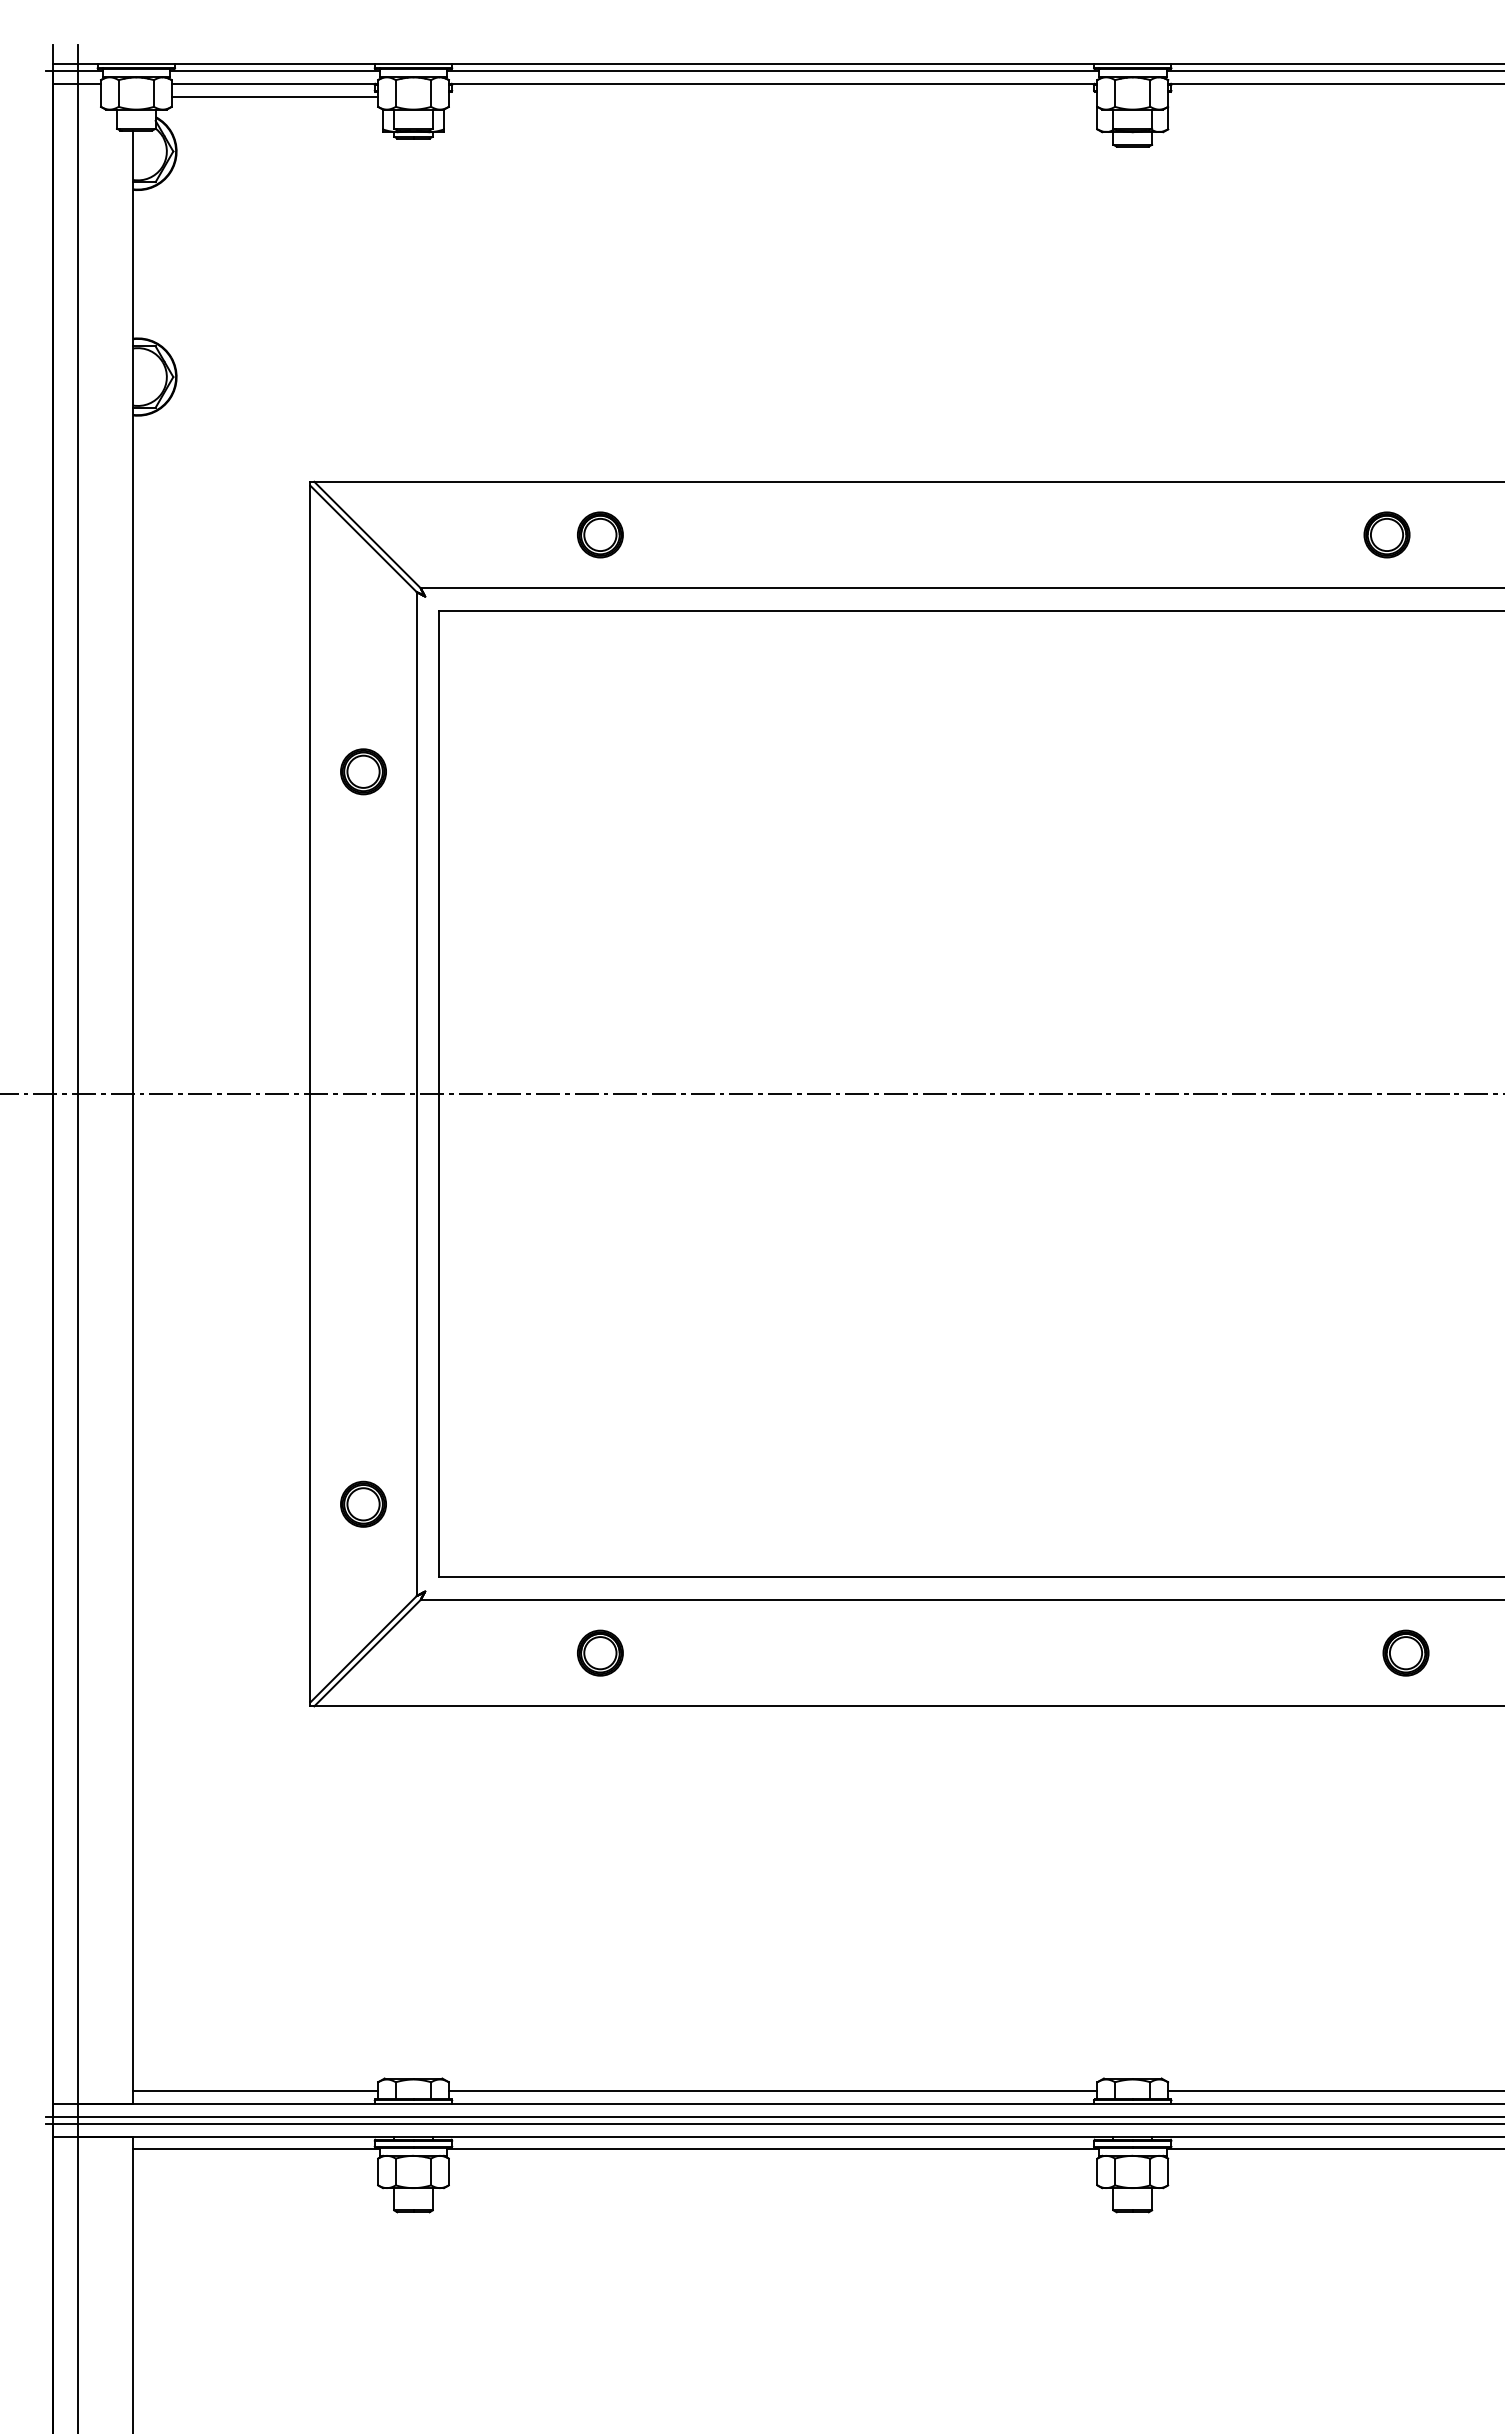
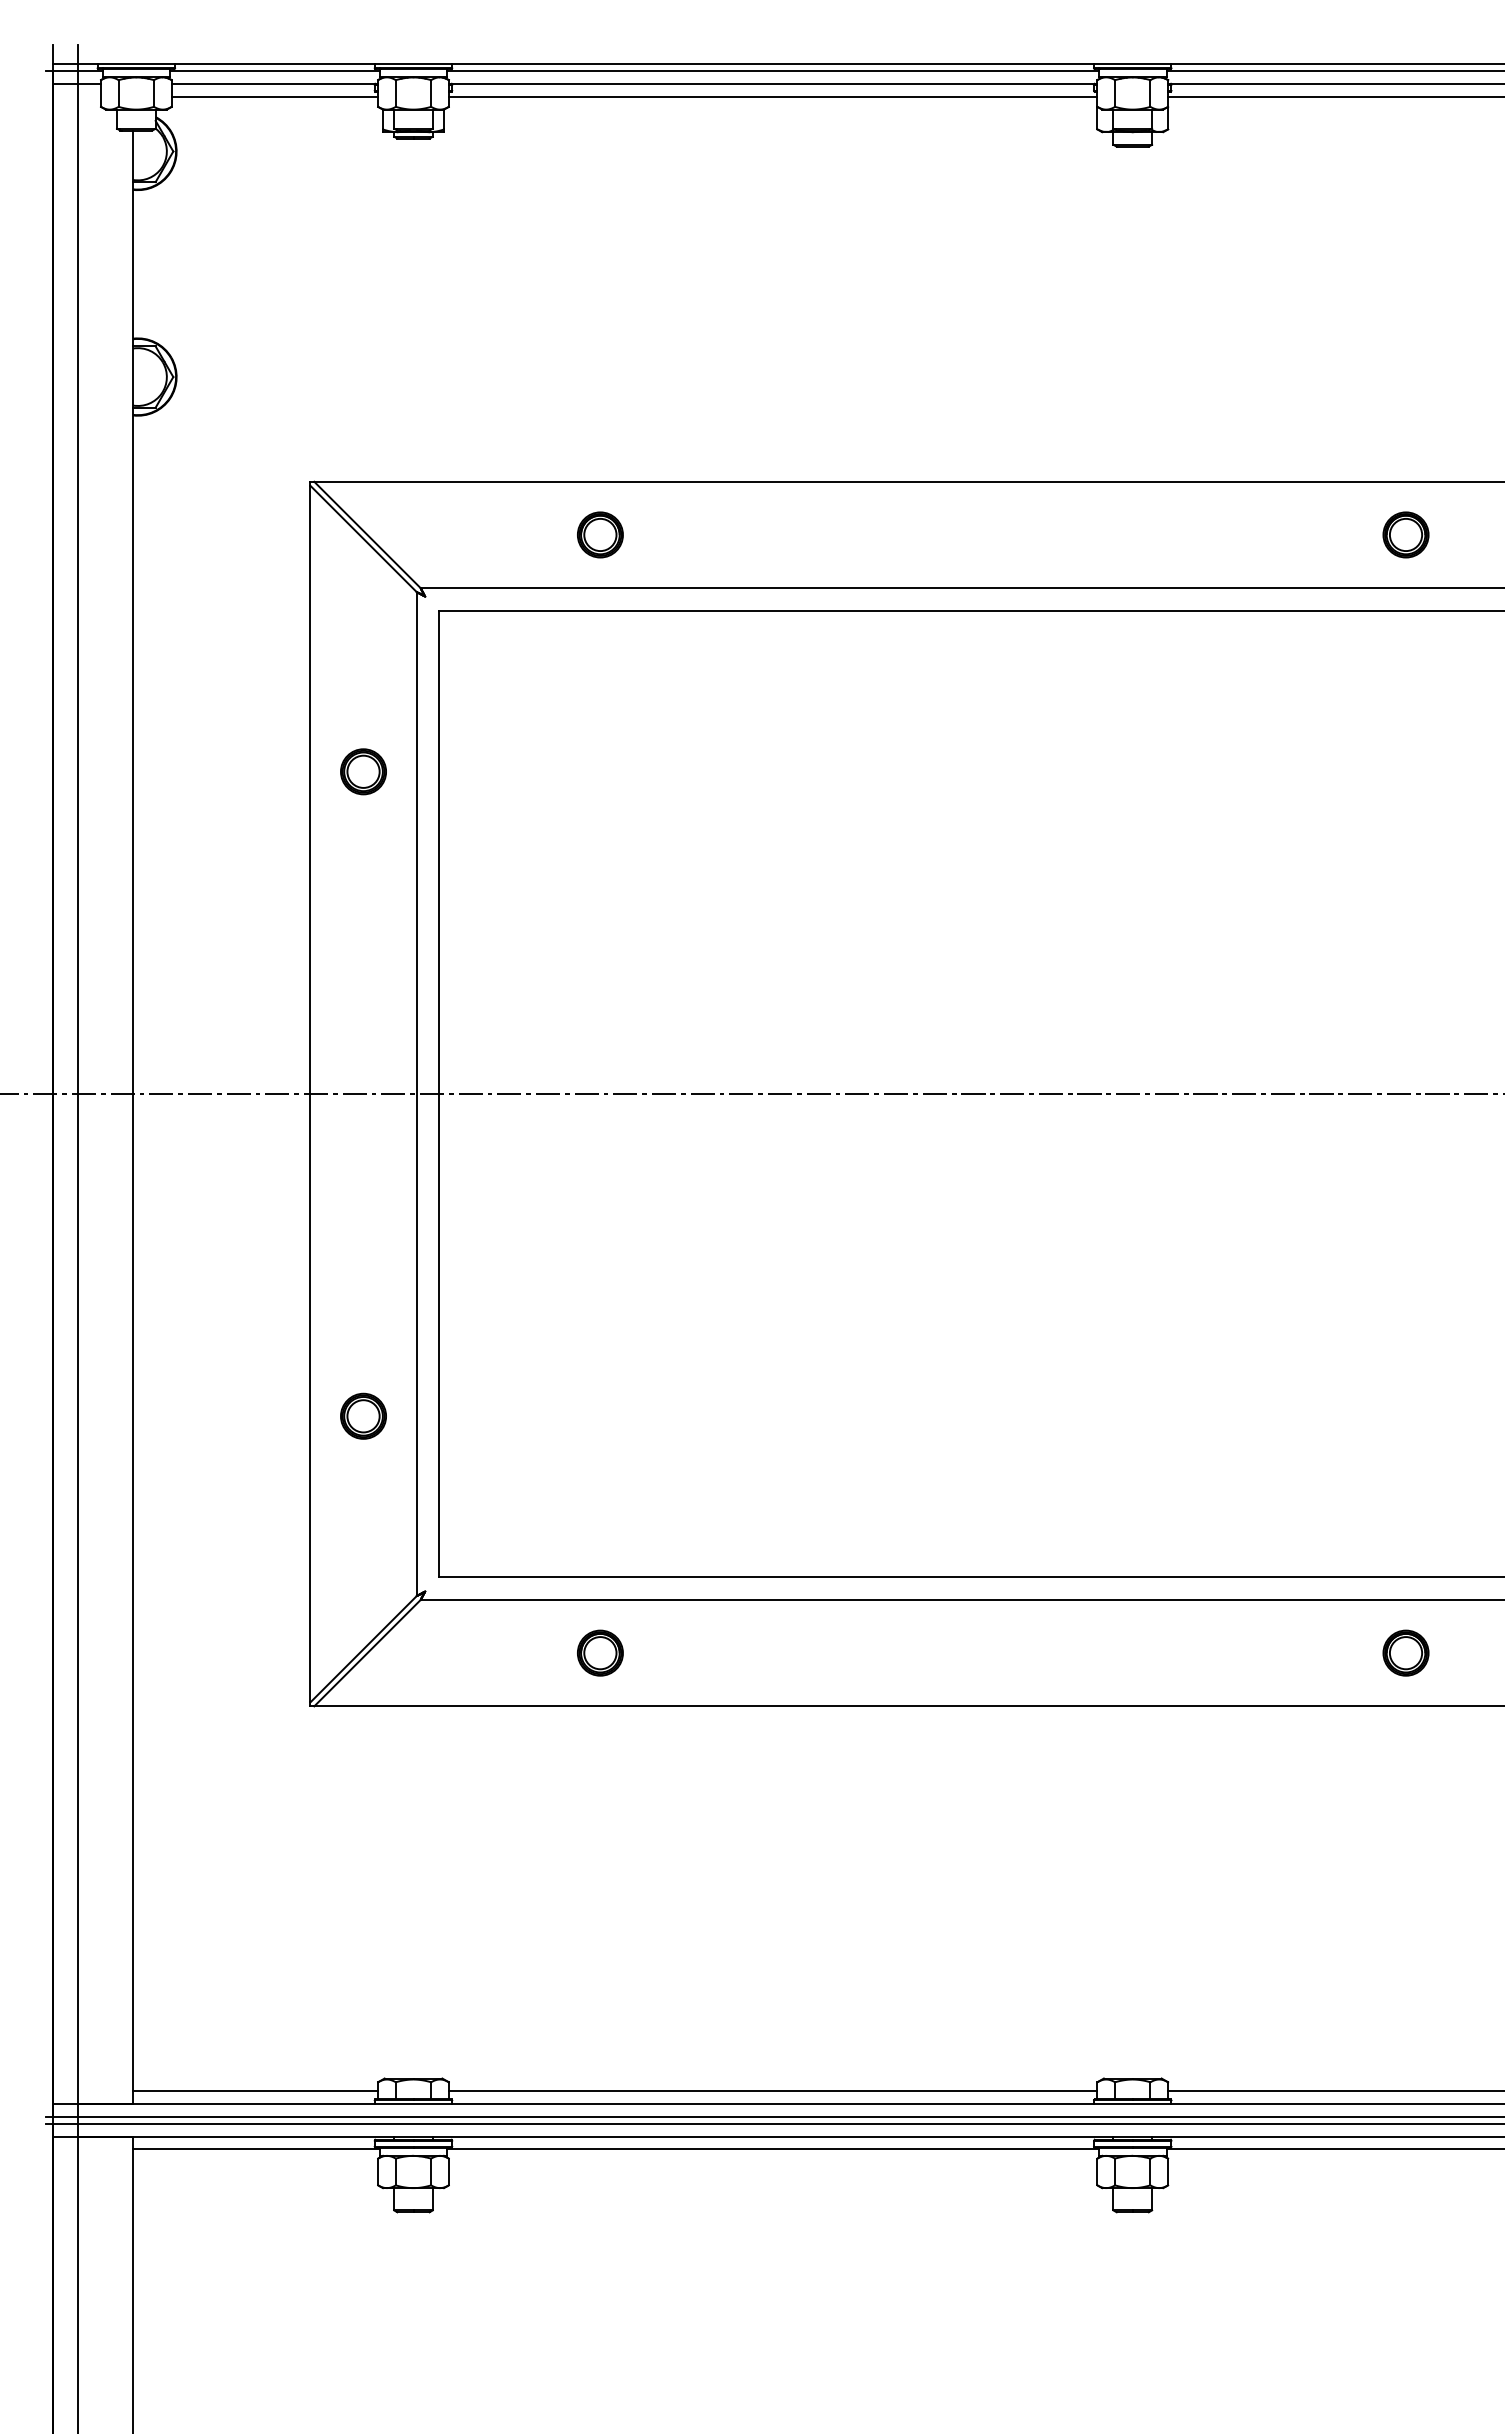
line: none -> present (772, 96)
line: none -> present (1334, 96)
part position: (1386, 534) -> (1405, 534) (1405, 534)
part position: (363, 1503) -> (363, 1415) (363, 1415)
